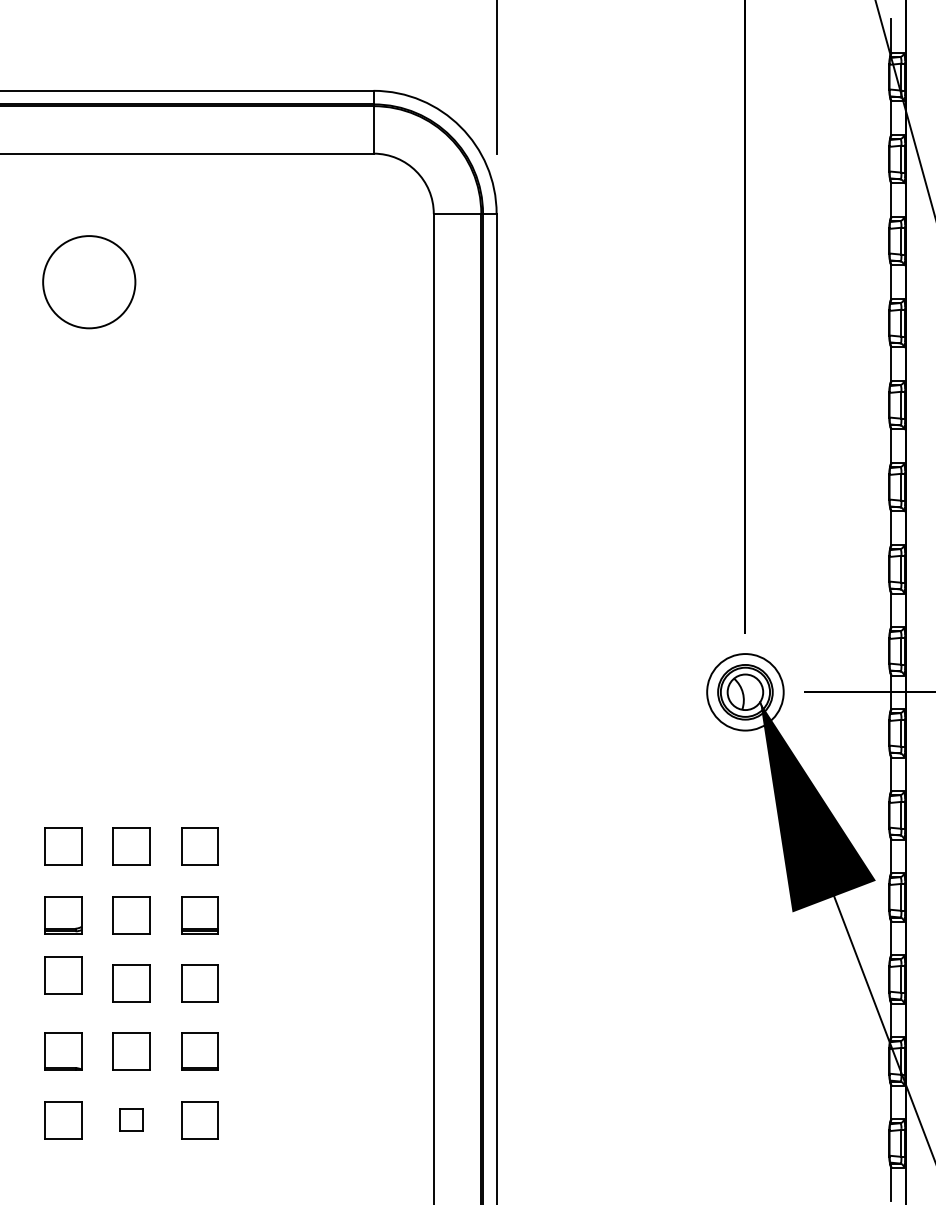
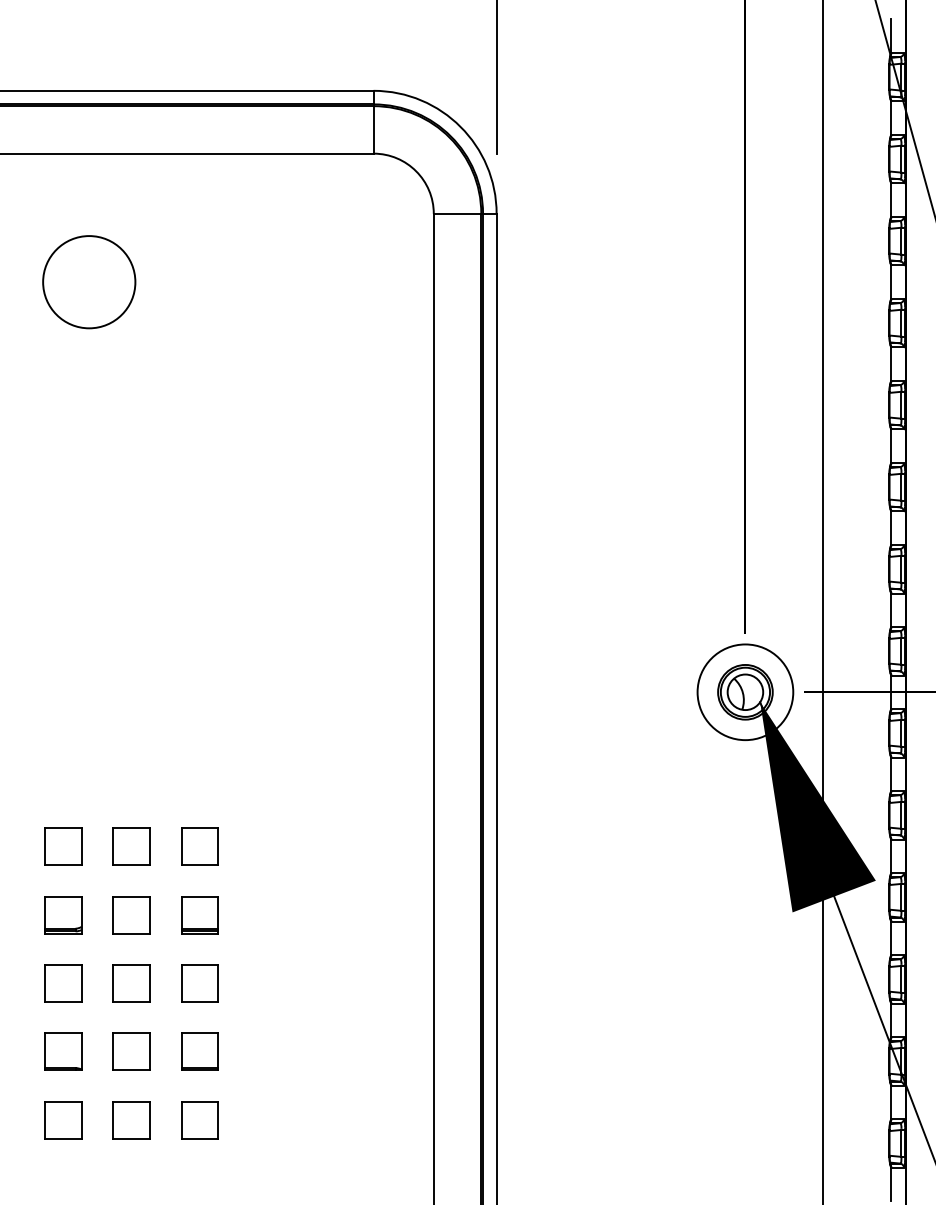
line: none -> present (823, 601)
circle diameter: 77 px -> 96 px (745, 692)
part position: (63, 975) -> (63, 983) (63, 983)
part size: 25x24 px -> 39x39 px (131, 1120)
